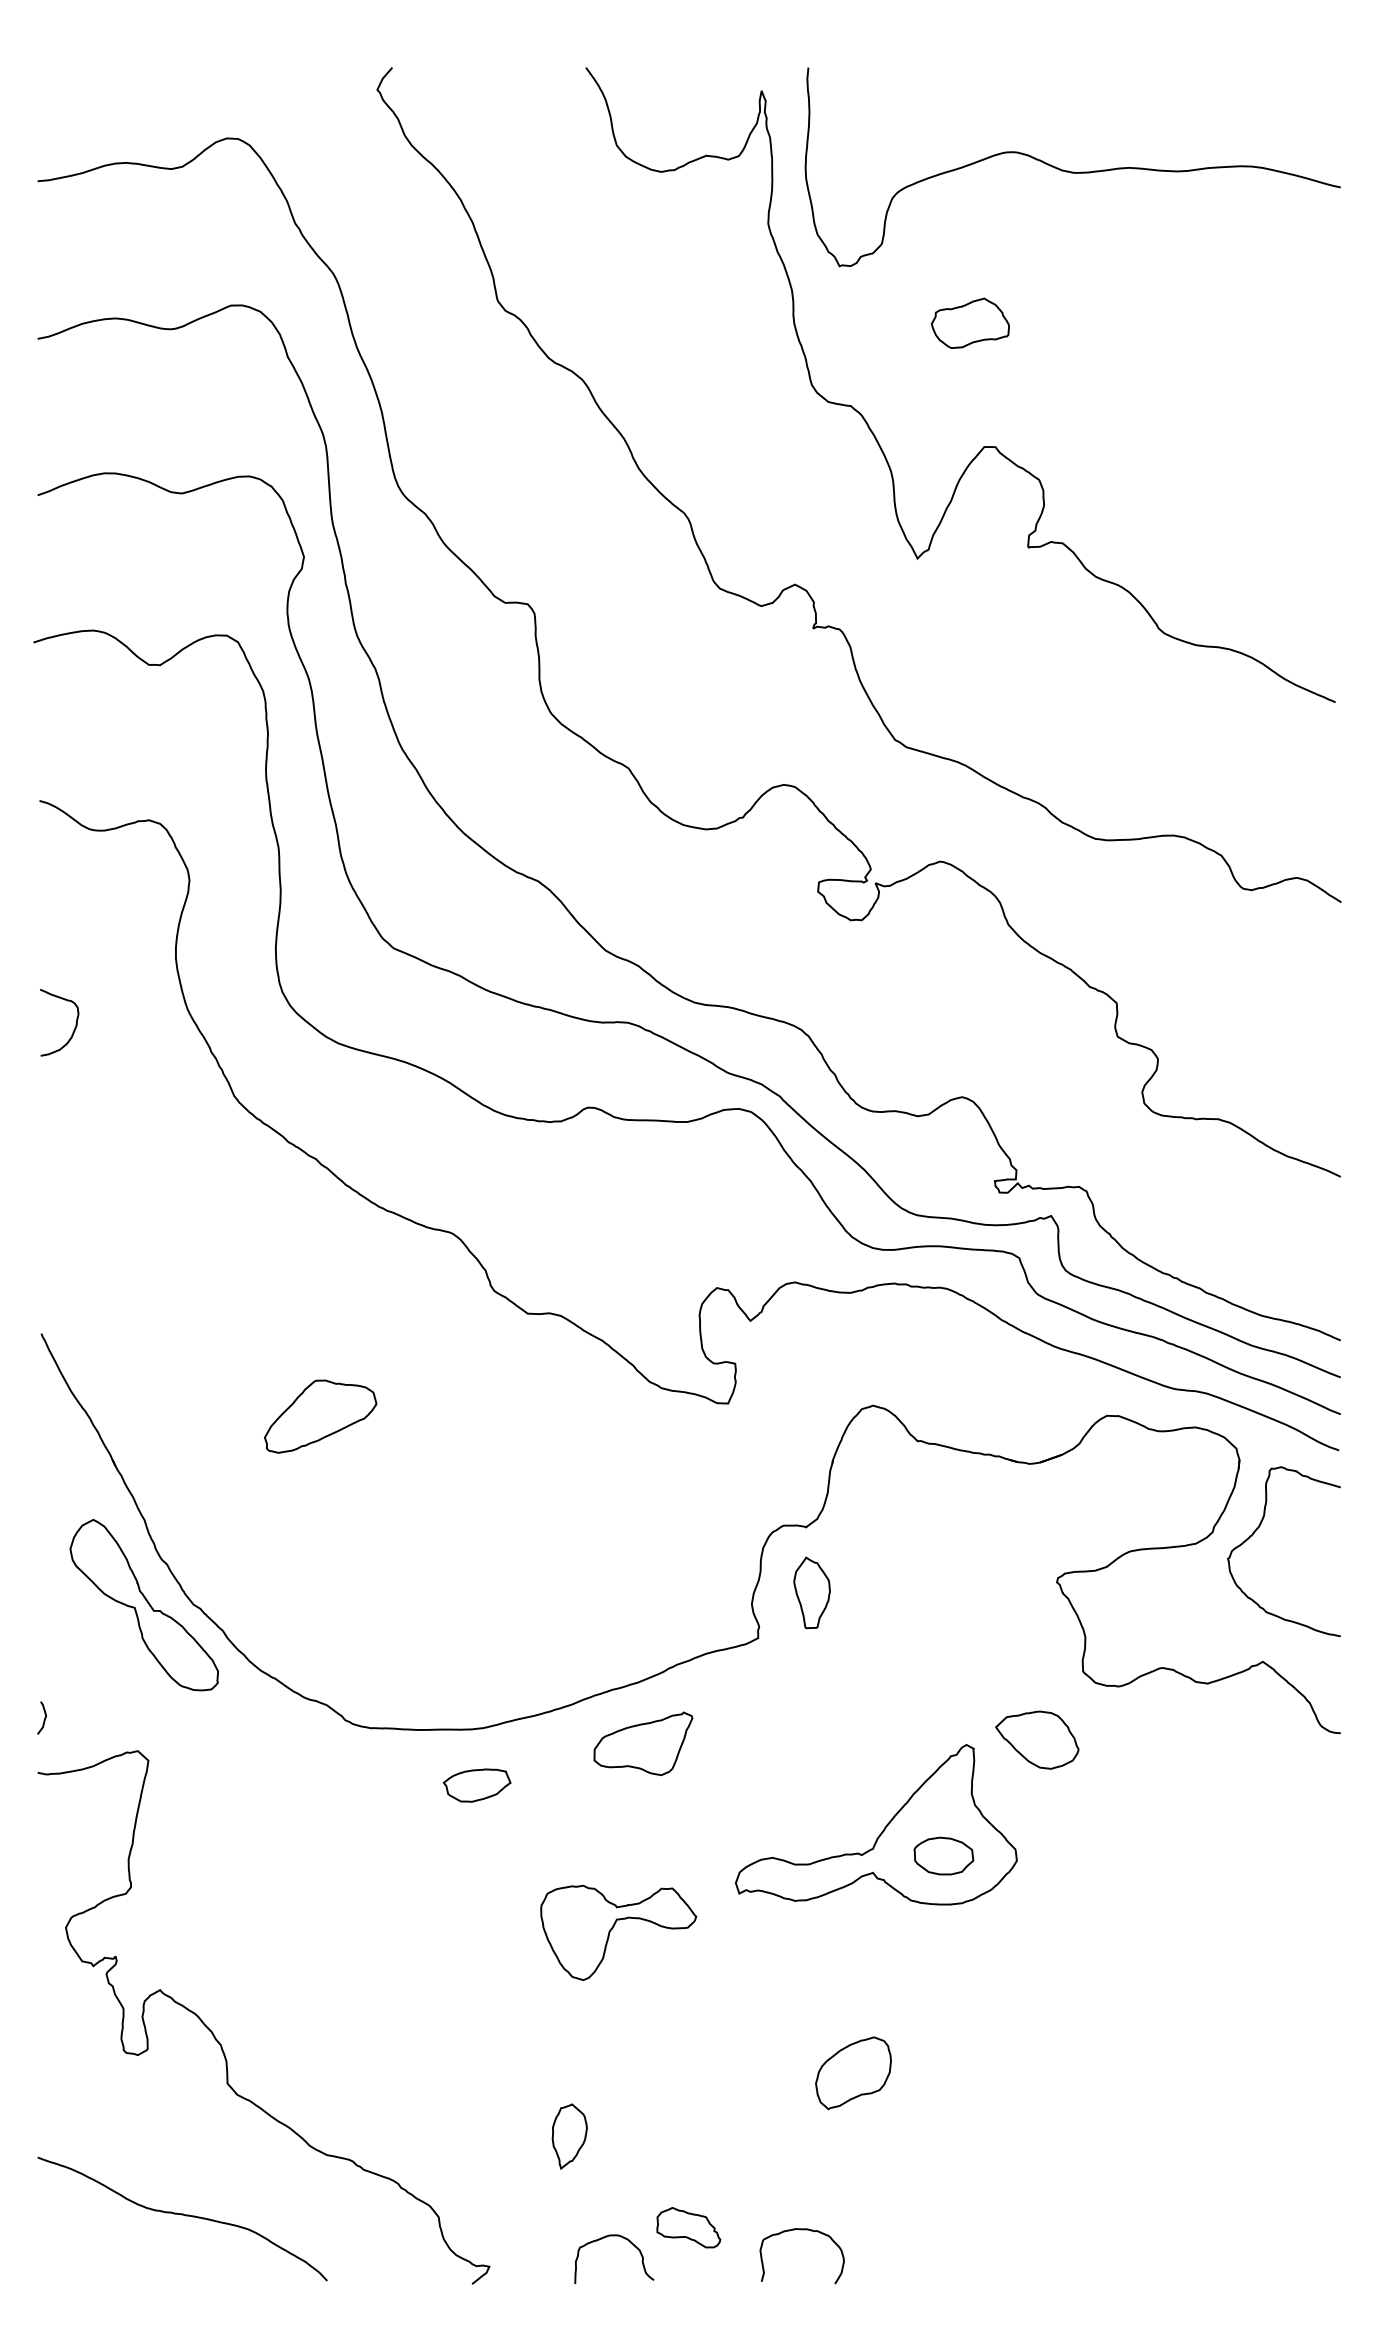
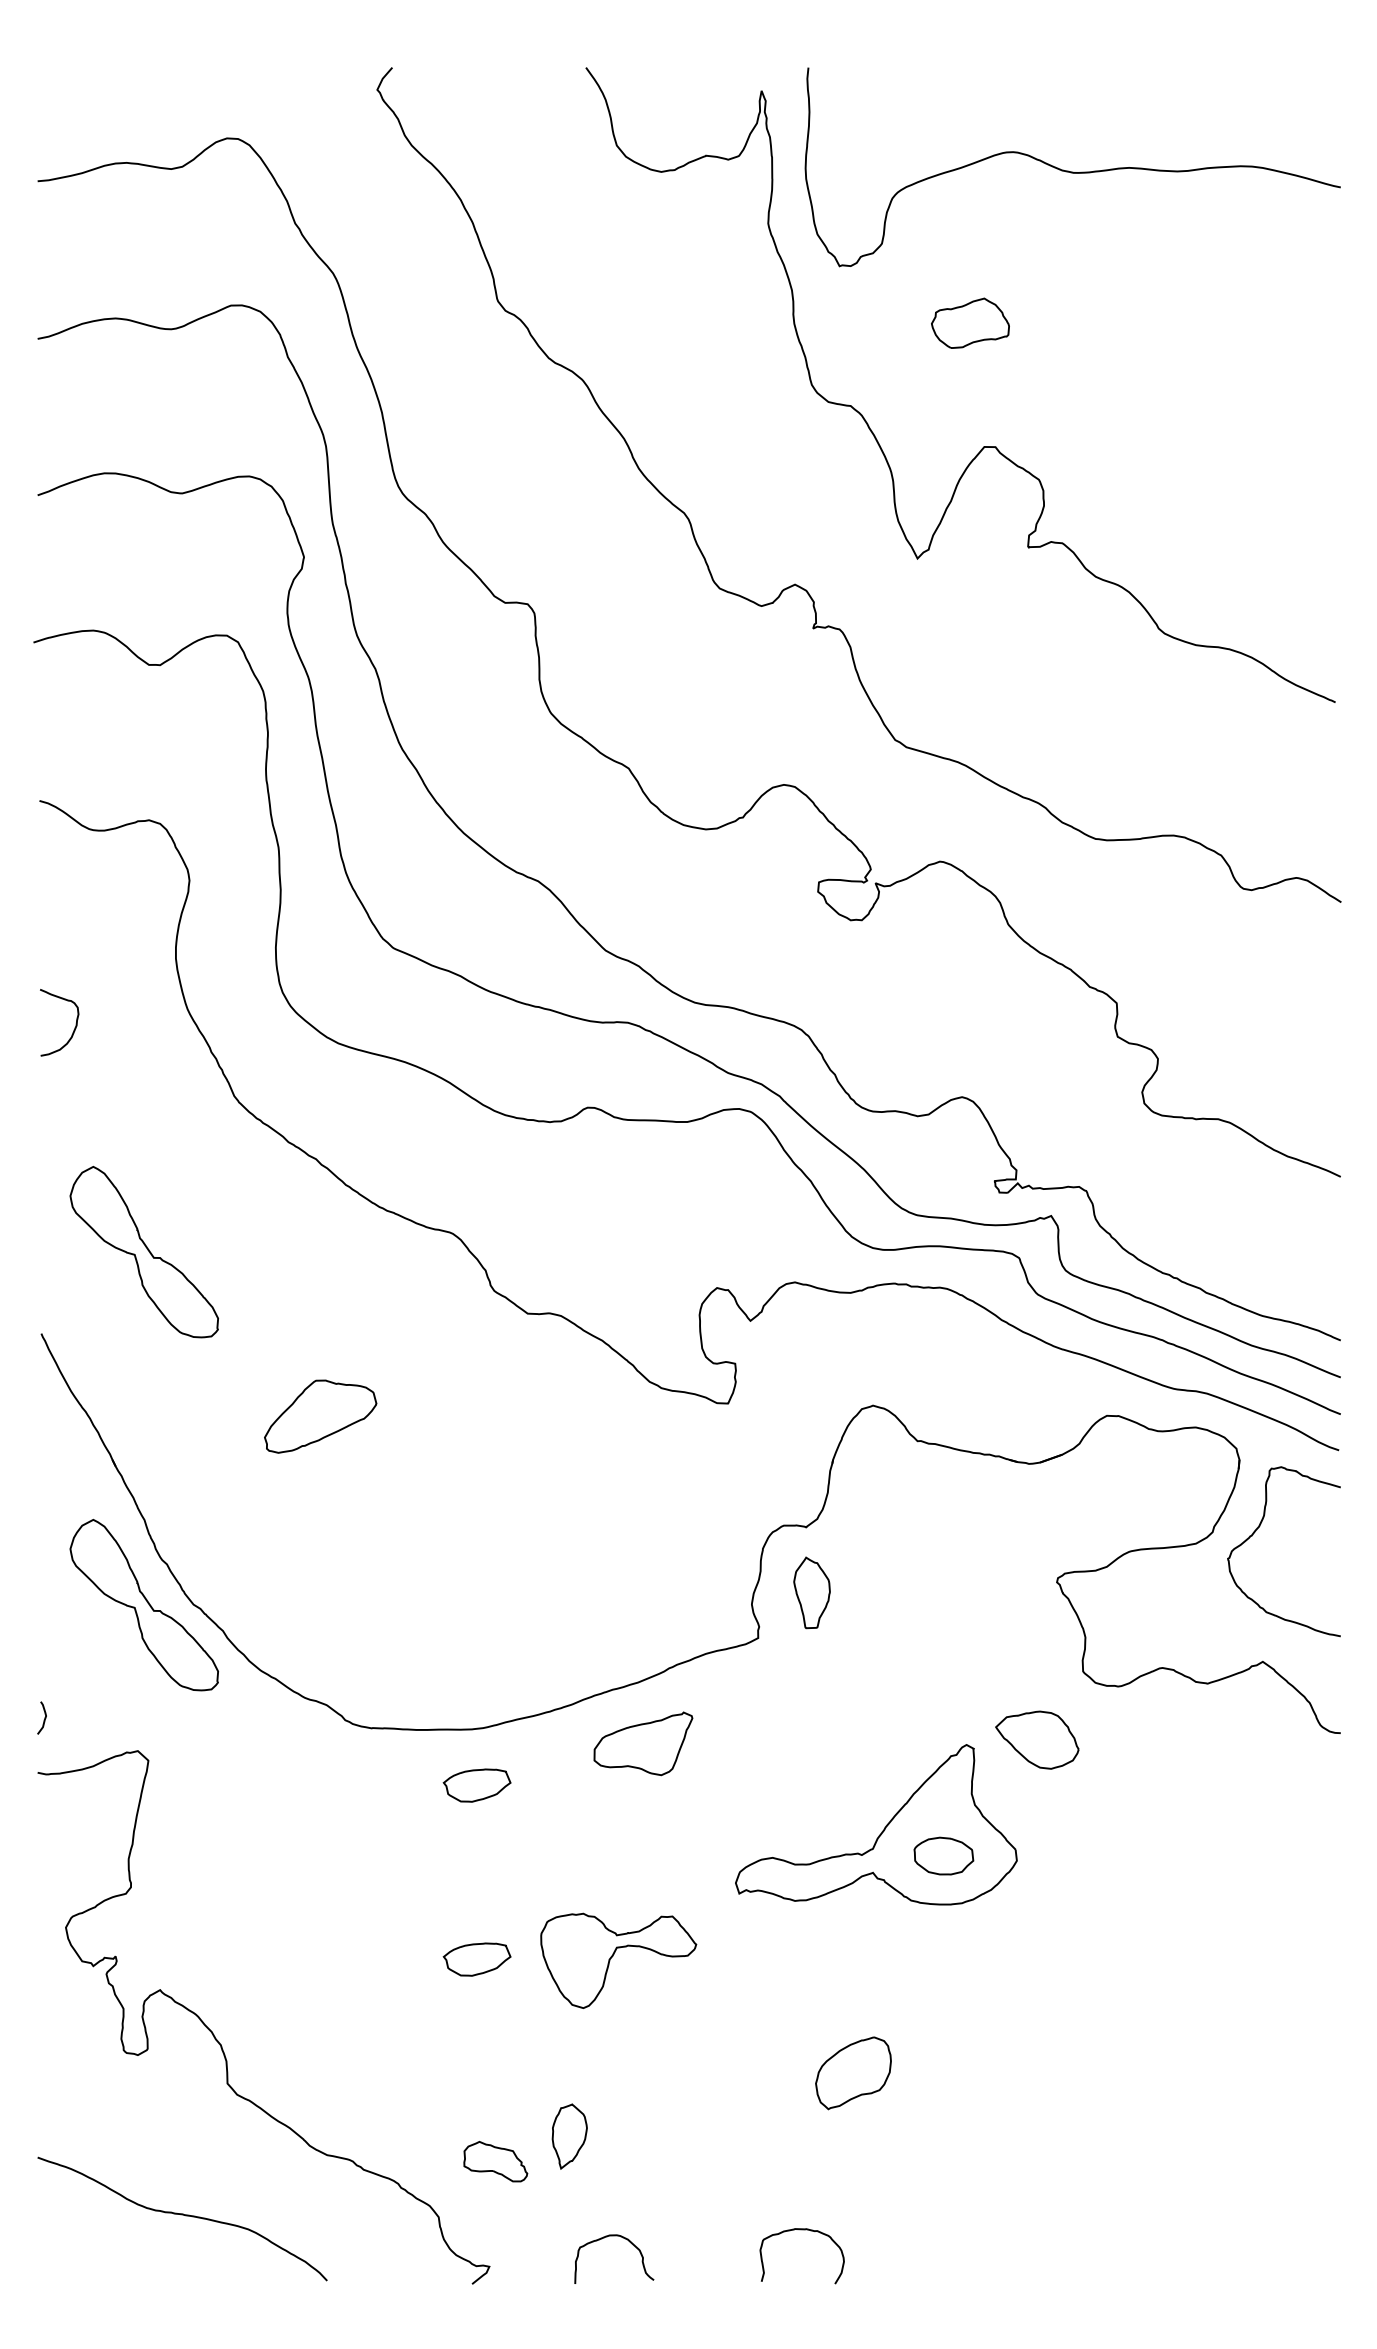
part: none -> present (143, 1252)
part position: (613, 1928) -> (613, 1956) (613, 1956)
part: none -> present (476, 1959)
part position: (688, 2227) -> (495, 2161) (495, 2161)
